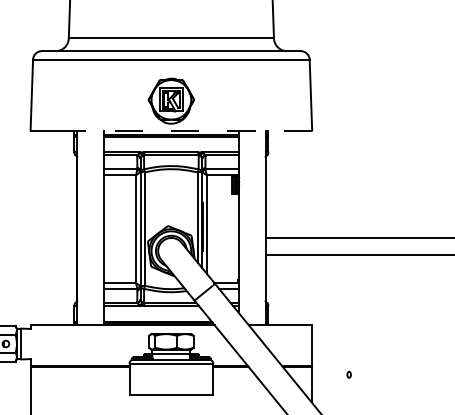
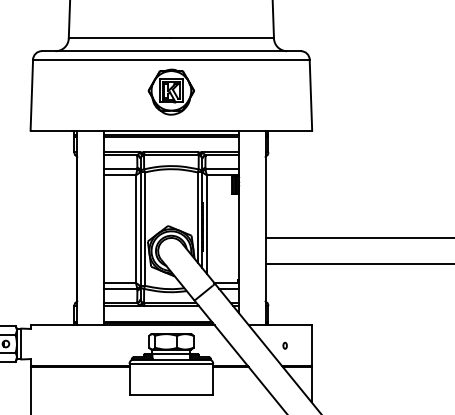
part position: (170, 100) -> (170, 91) (170, 91)
line: dashed -> solid (191, 130)
line position: (358, 255) -> (358, 264) (358, 264)
part position: (348, 374) -> (284, 345) (284, 345)
